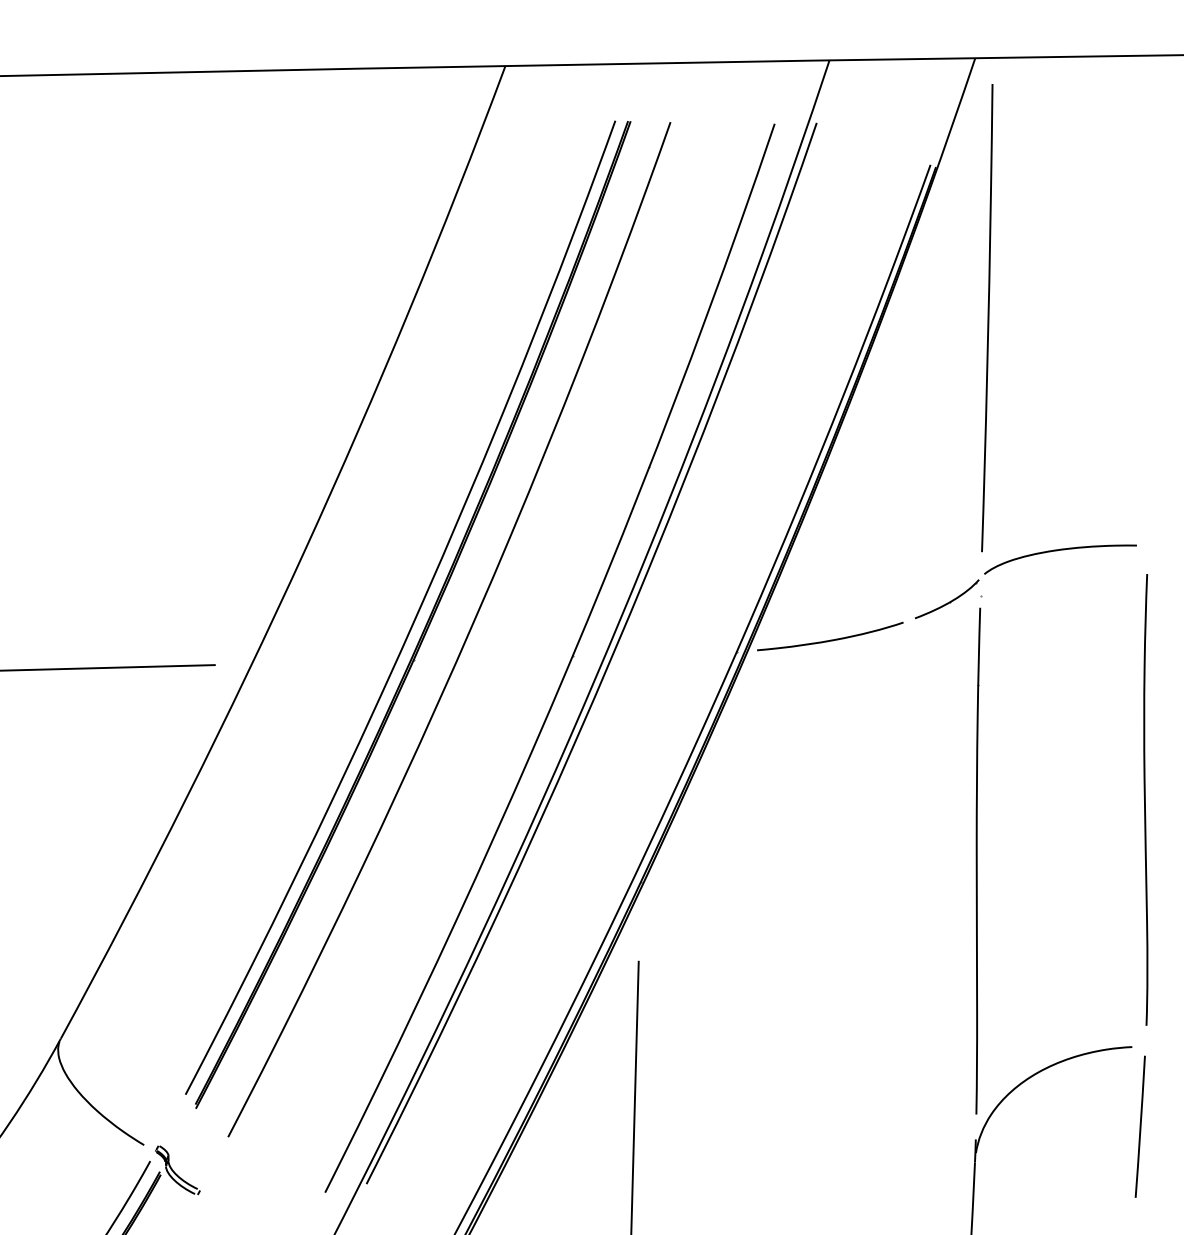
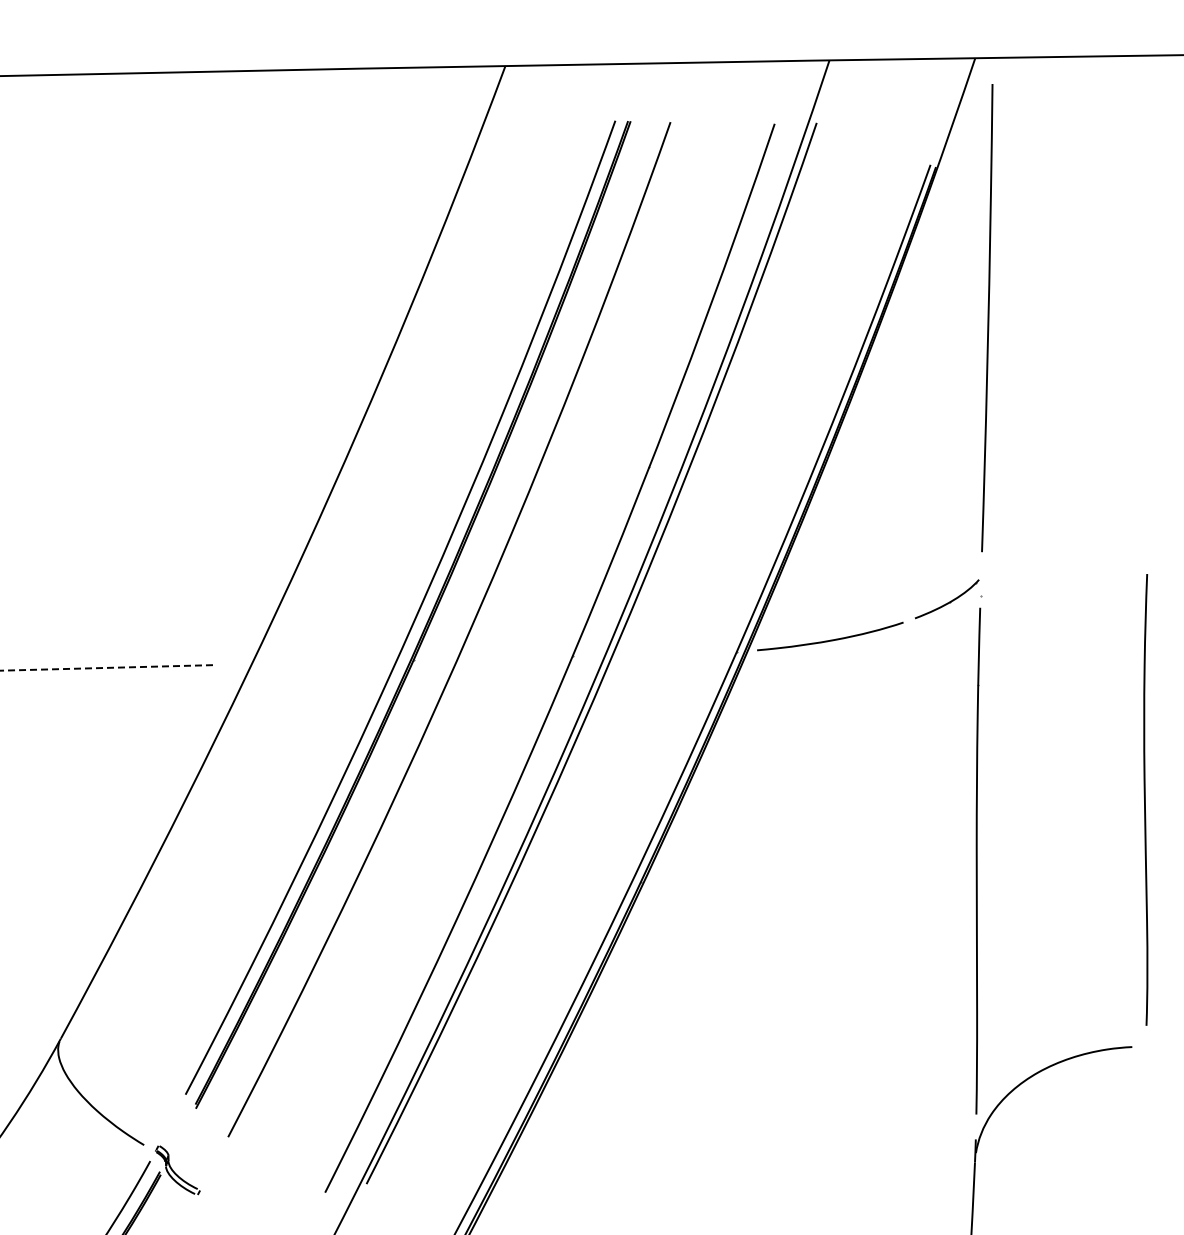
curve: present -> none (1057, 551)
line: solid -> dashed (107, 667)
line: present -> none (634, 1096)
line: present -> none (1139, 1126)
